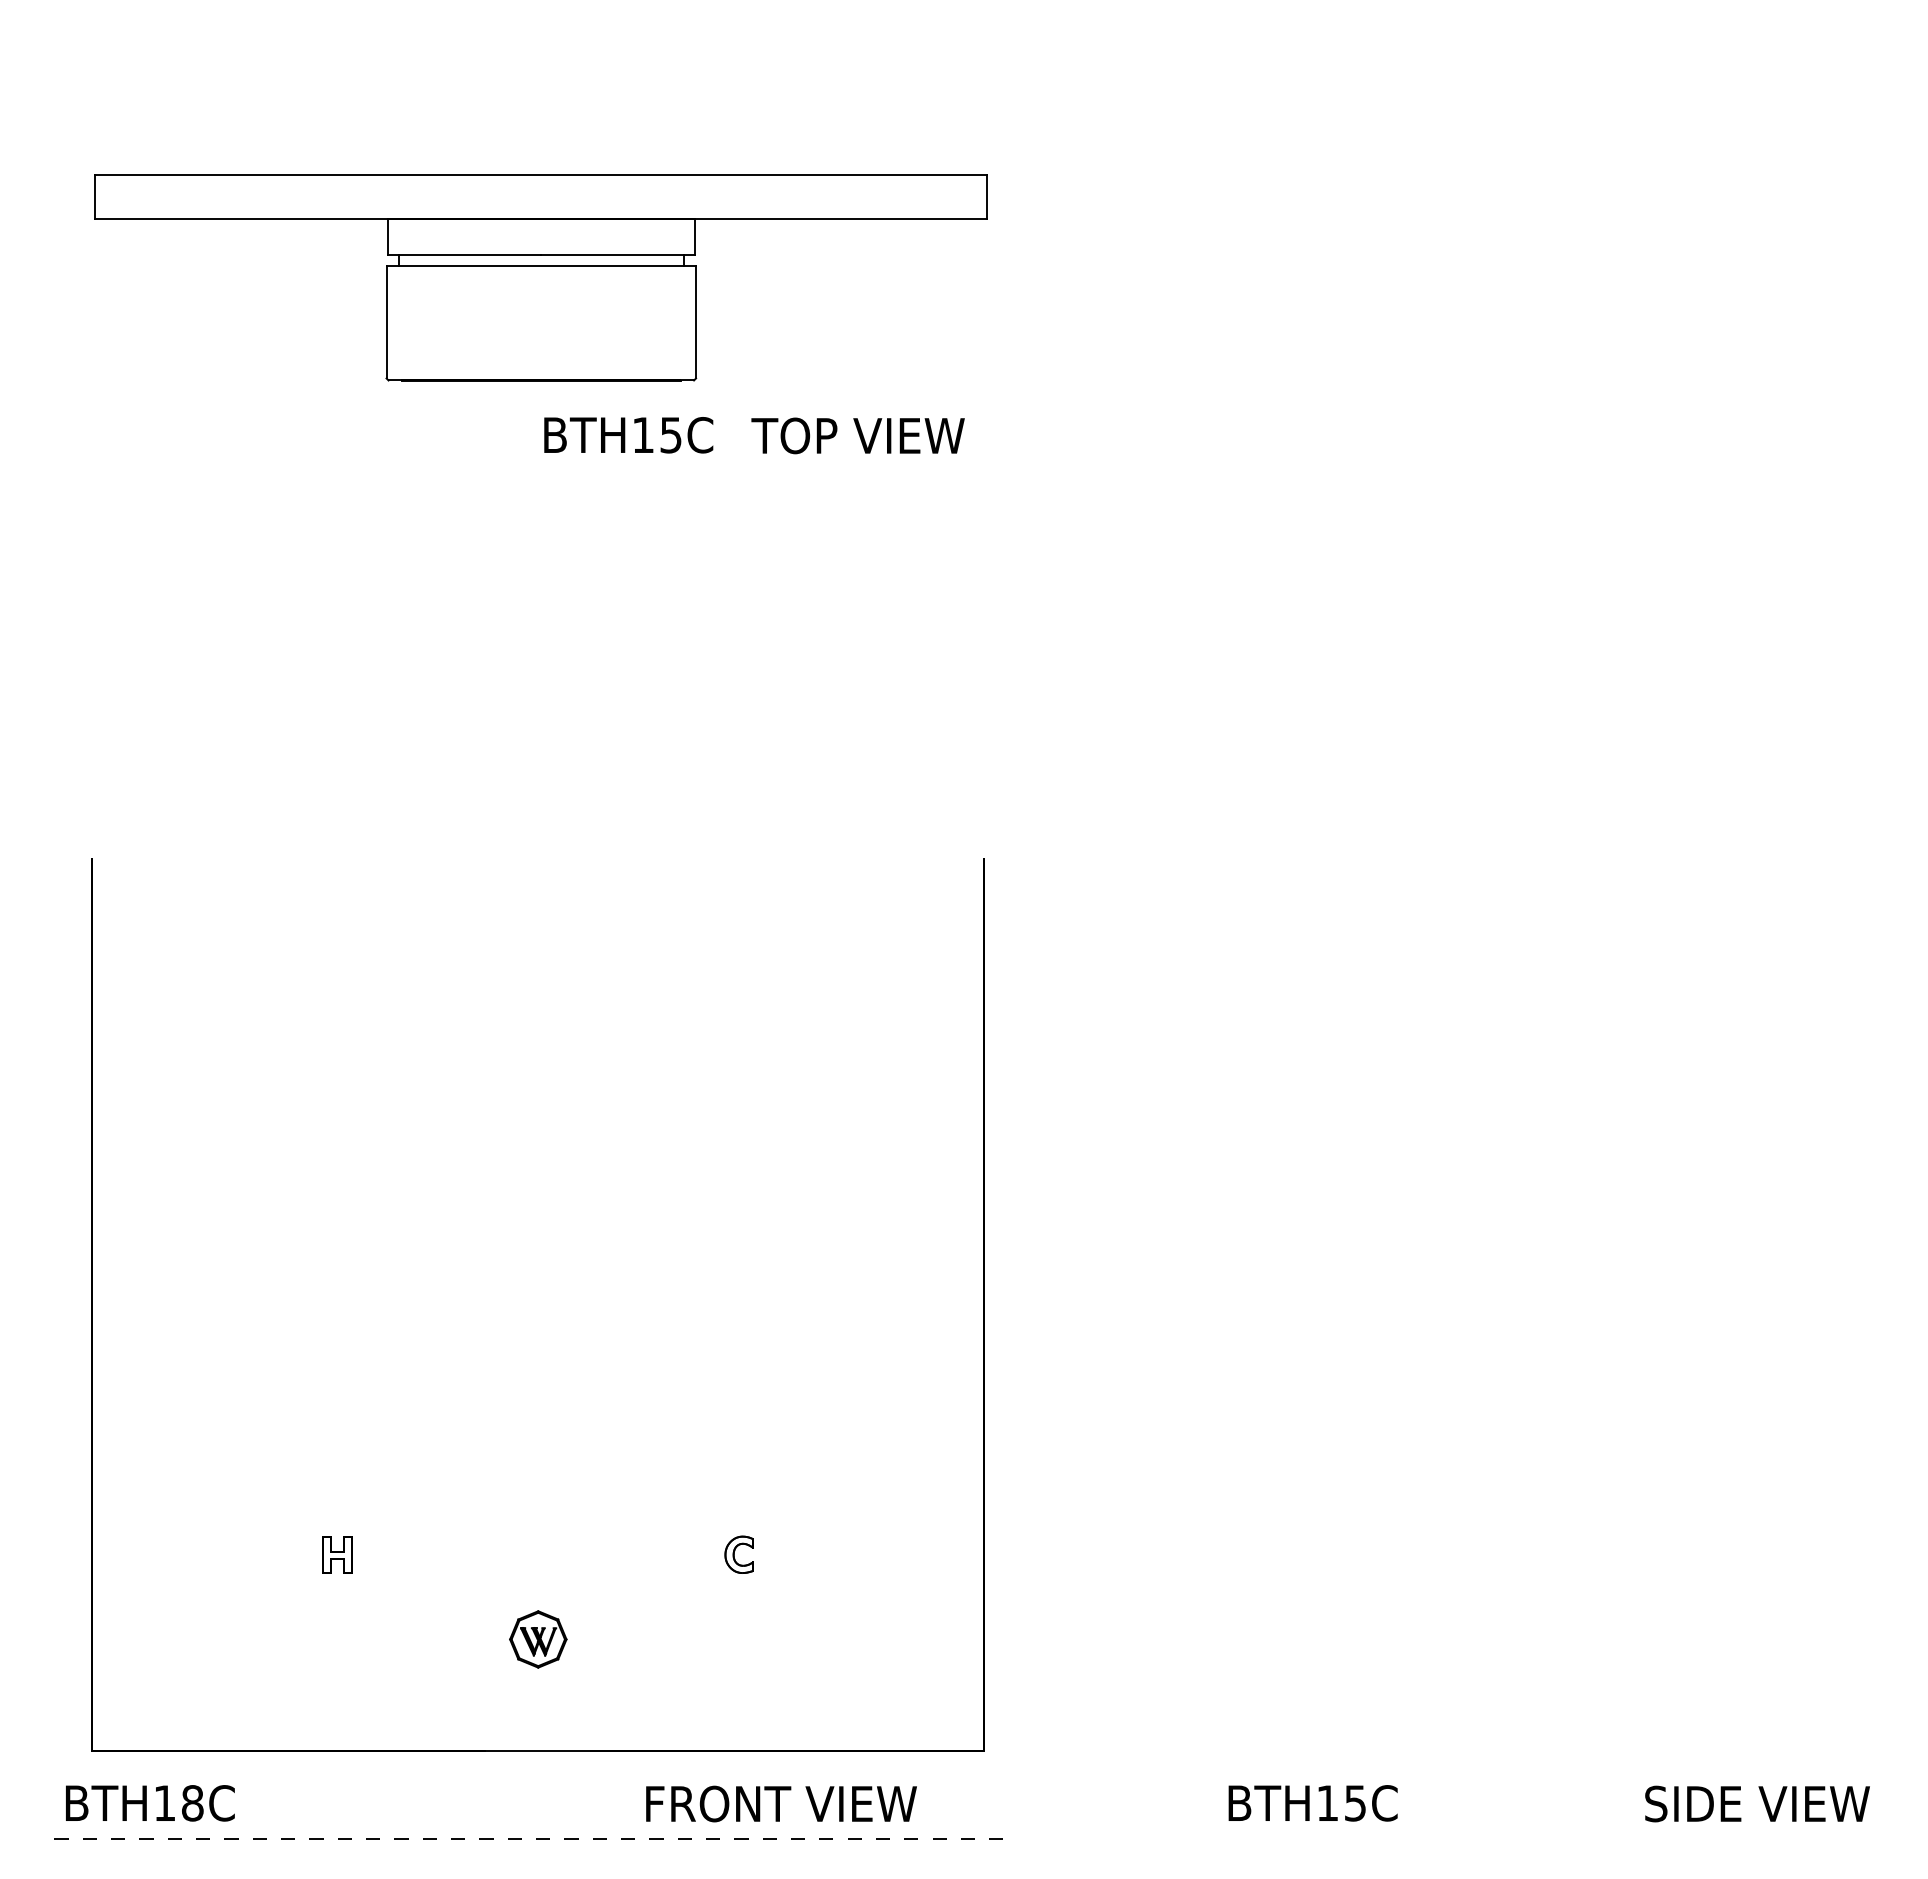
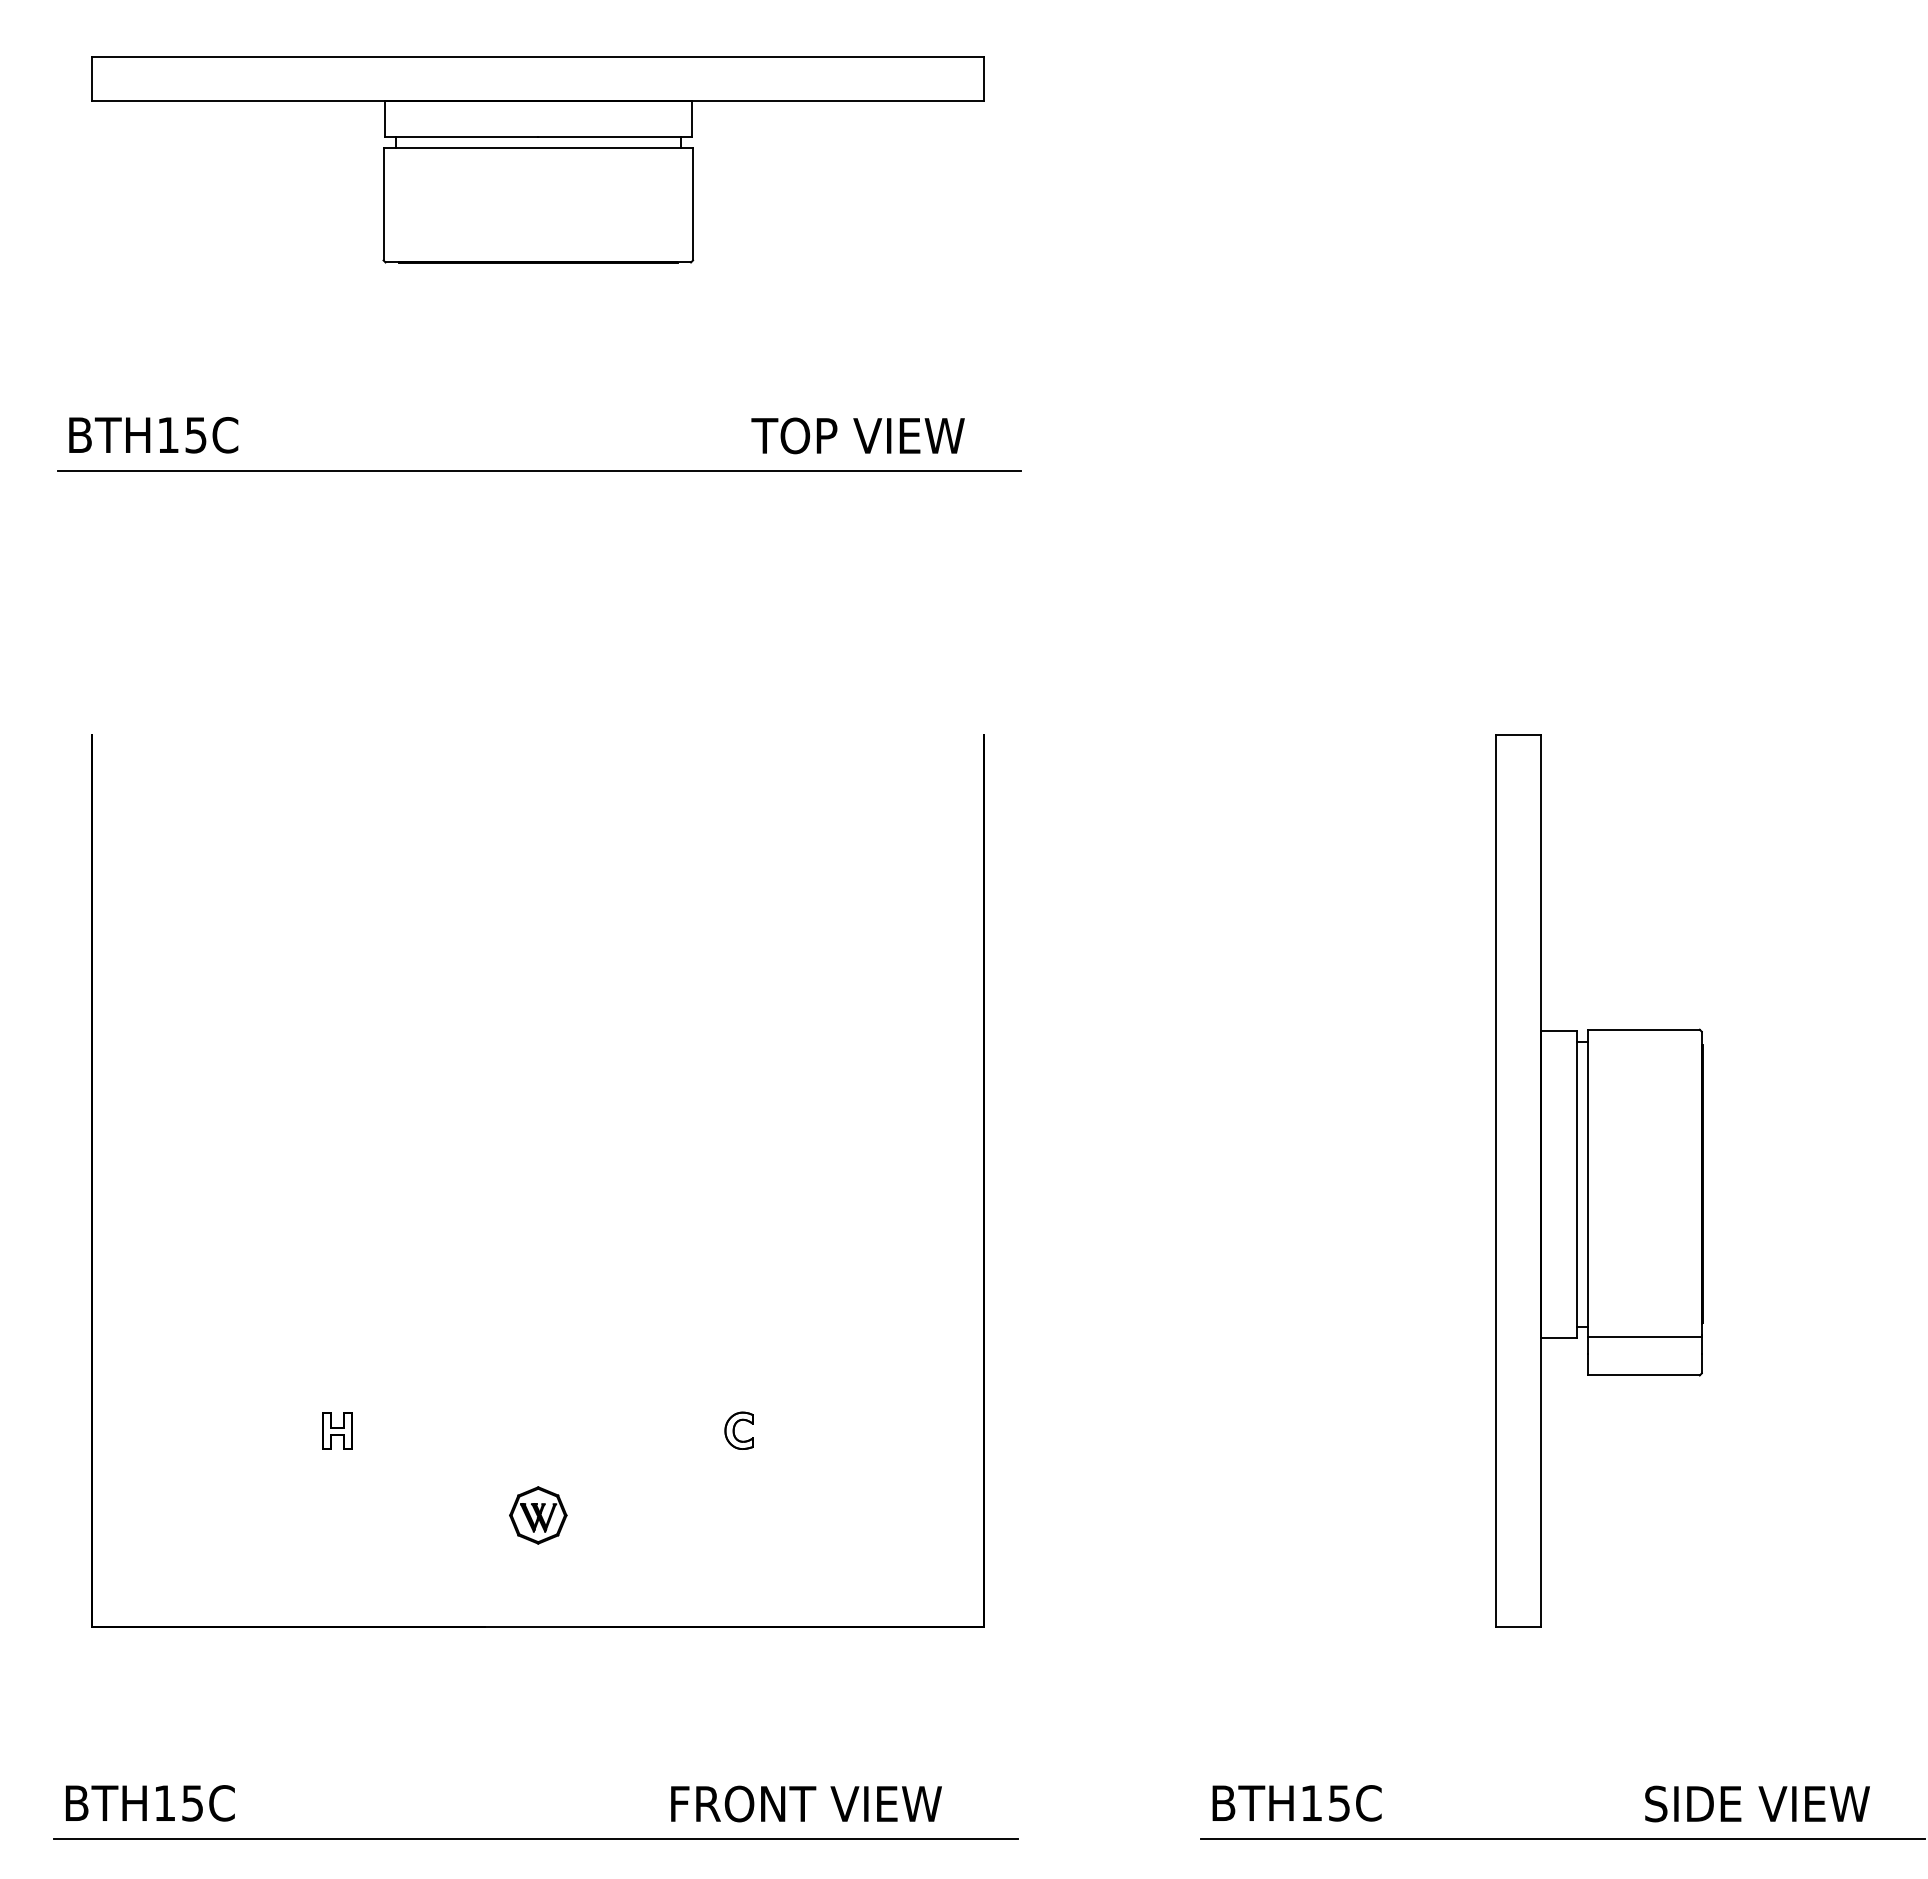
part position: (540, 277) -> (537, 159) (537, 159)
text position: (628, 435) -> (153, 435) (153, 435)
line: none -> present (539, 471)
part: none -> present (1599, 1180)
part position: (352, 1536) -> (352, 1412) (352, 1412)
text: BTH18C -> BTH15C (192, 1803)
text position: (781, 1803) -> (806, 1803) (806, 1803)
text position: (1312, 1803) -> (1296, 1803) (1296, 1803)
line: dashed -> solid (536, 1839)
line: none -> present (1562, 1839)
